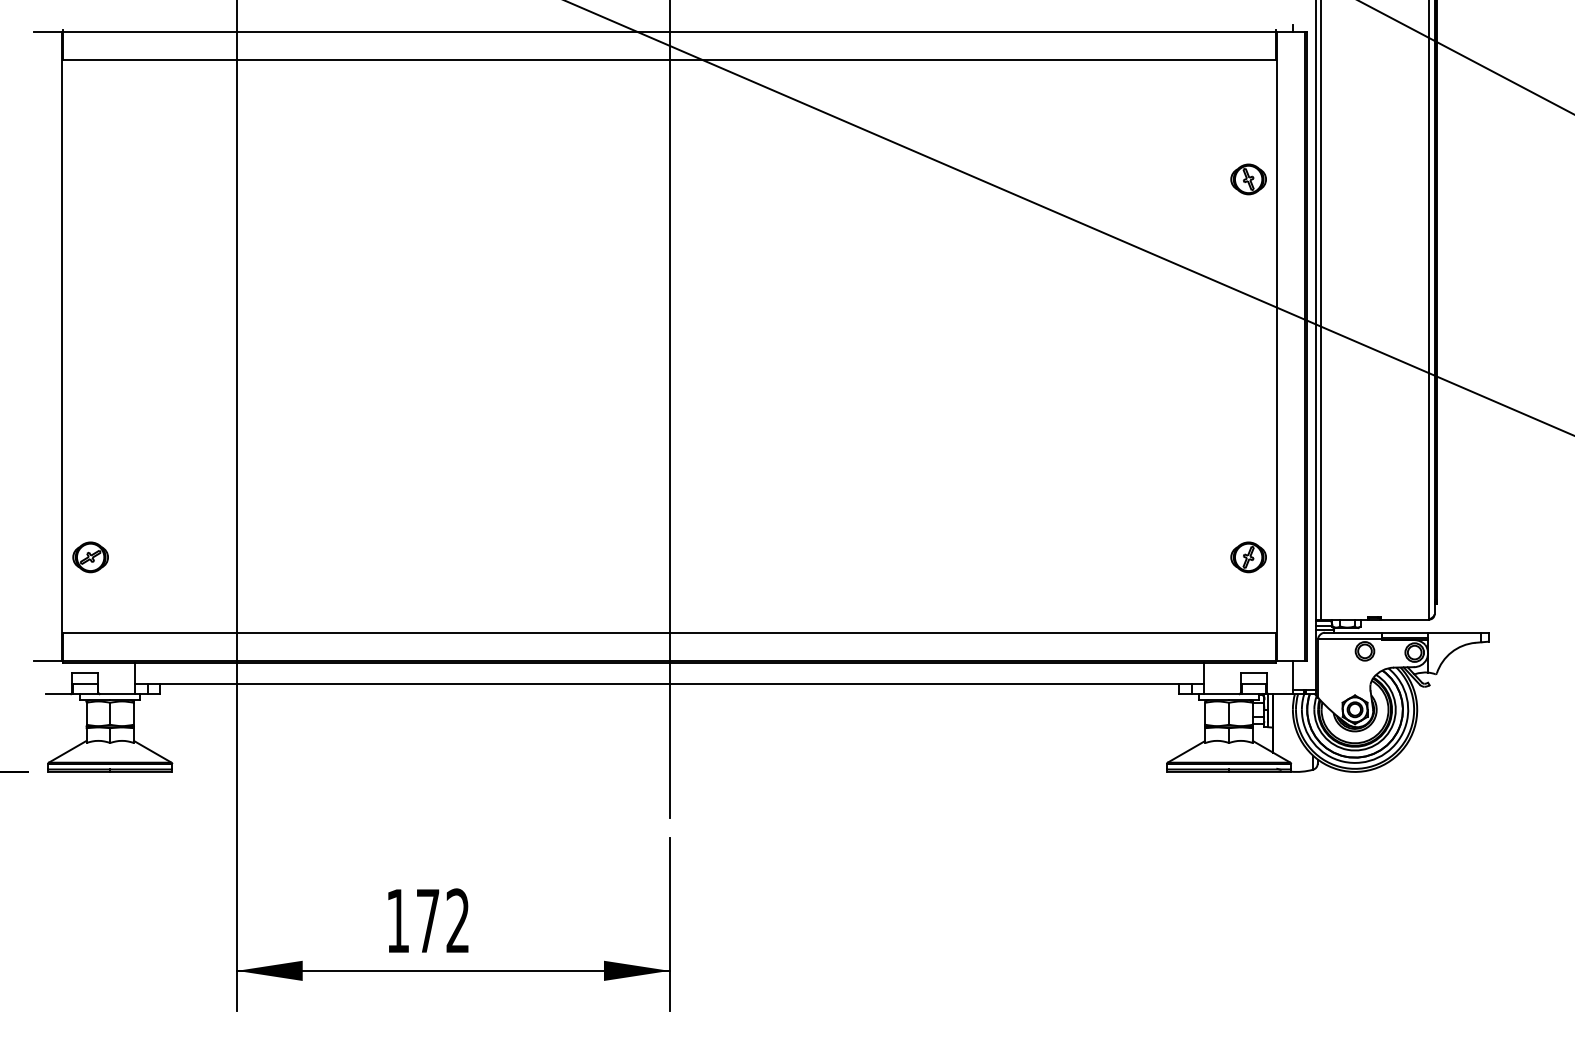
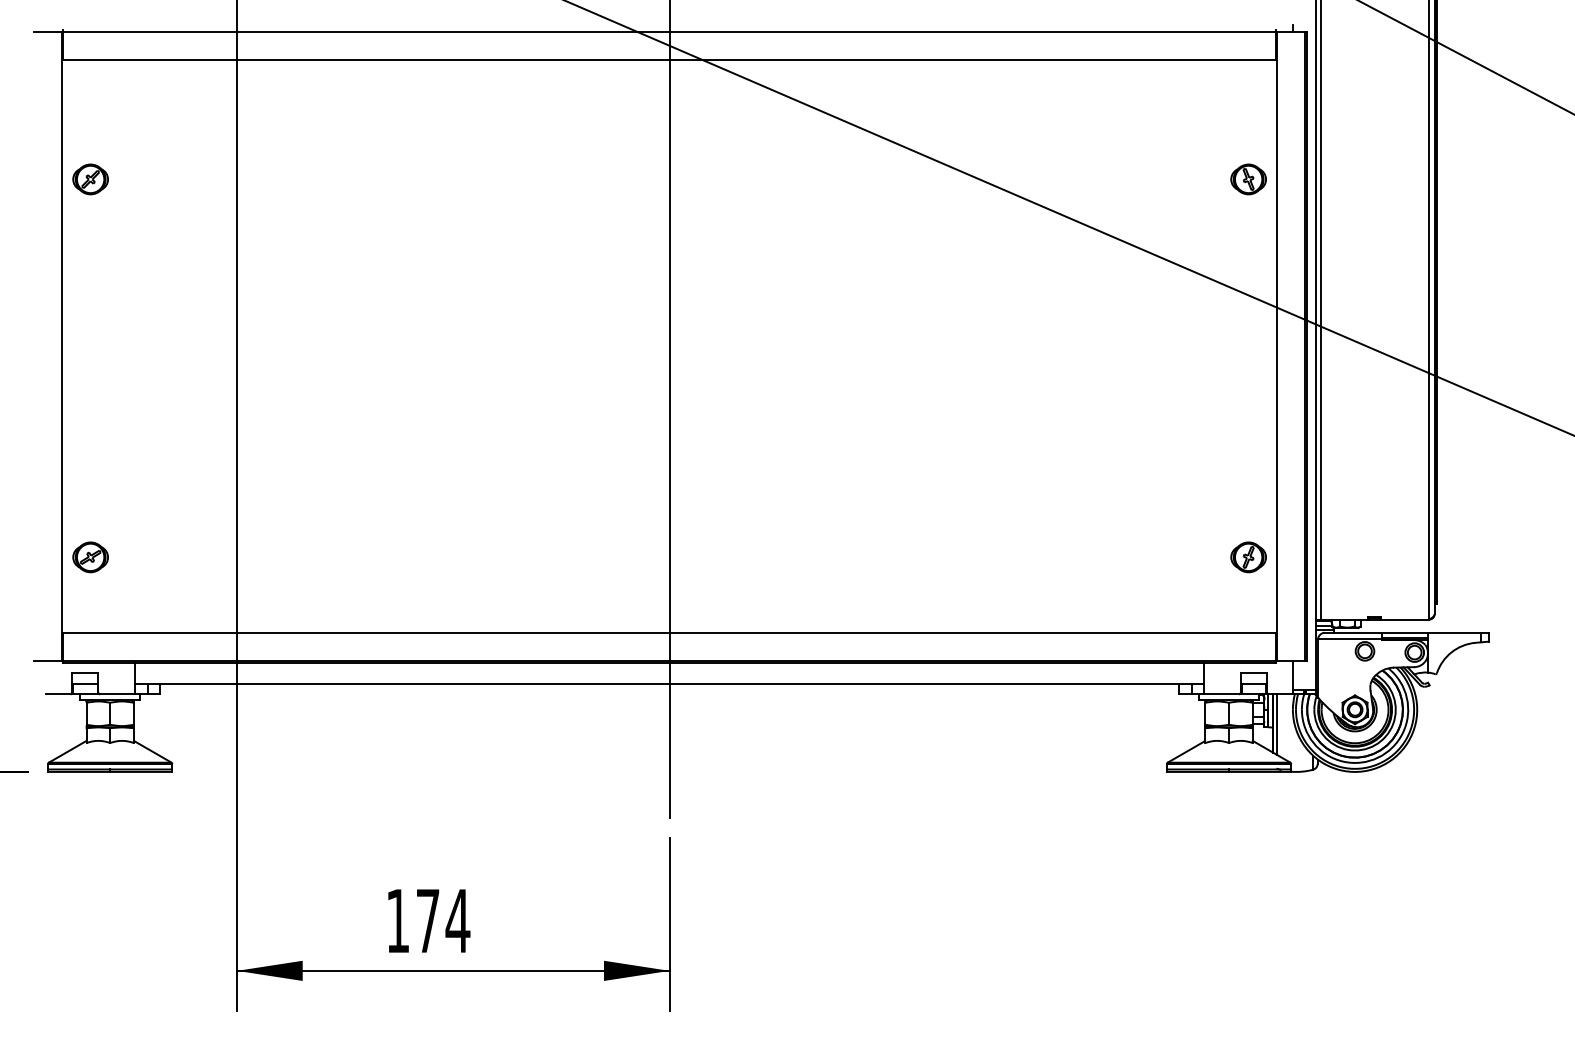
part: none -> present (90, 179)
line: none -> present (1277, 724)
text: 172 -> 174 (457, 920)
